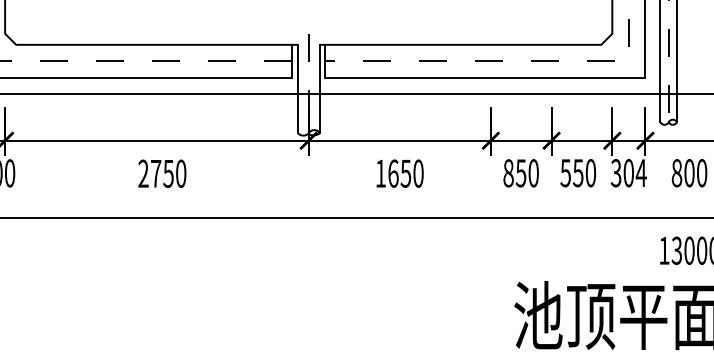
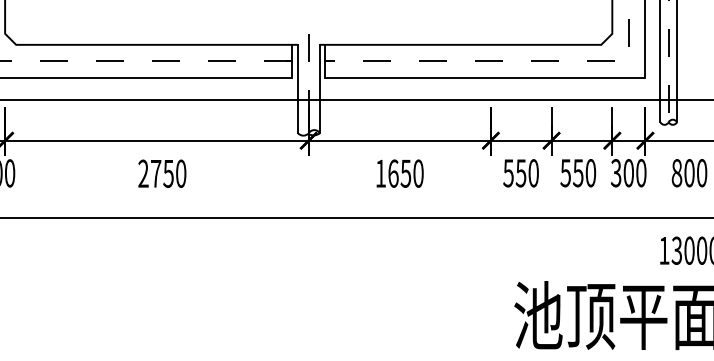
line position: (356, 94) -> (356, 100) (356, 100)
text: 850 -> 550 (508, 173)
text: 304 -> 300 (640, 173)
